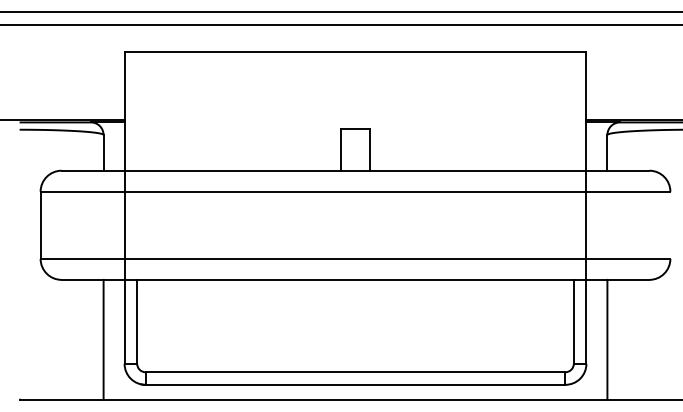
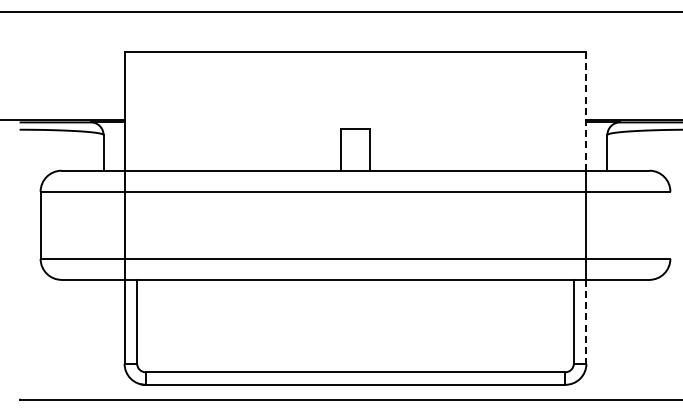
line: present -> none (340, 24)
line: solid -> dashed (586, 111)
line: solid -> dashed (586, 321)
line: present -> none (103, 339)
line: present -> none (607, 339)
